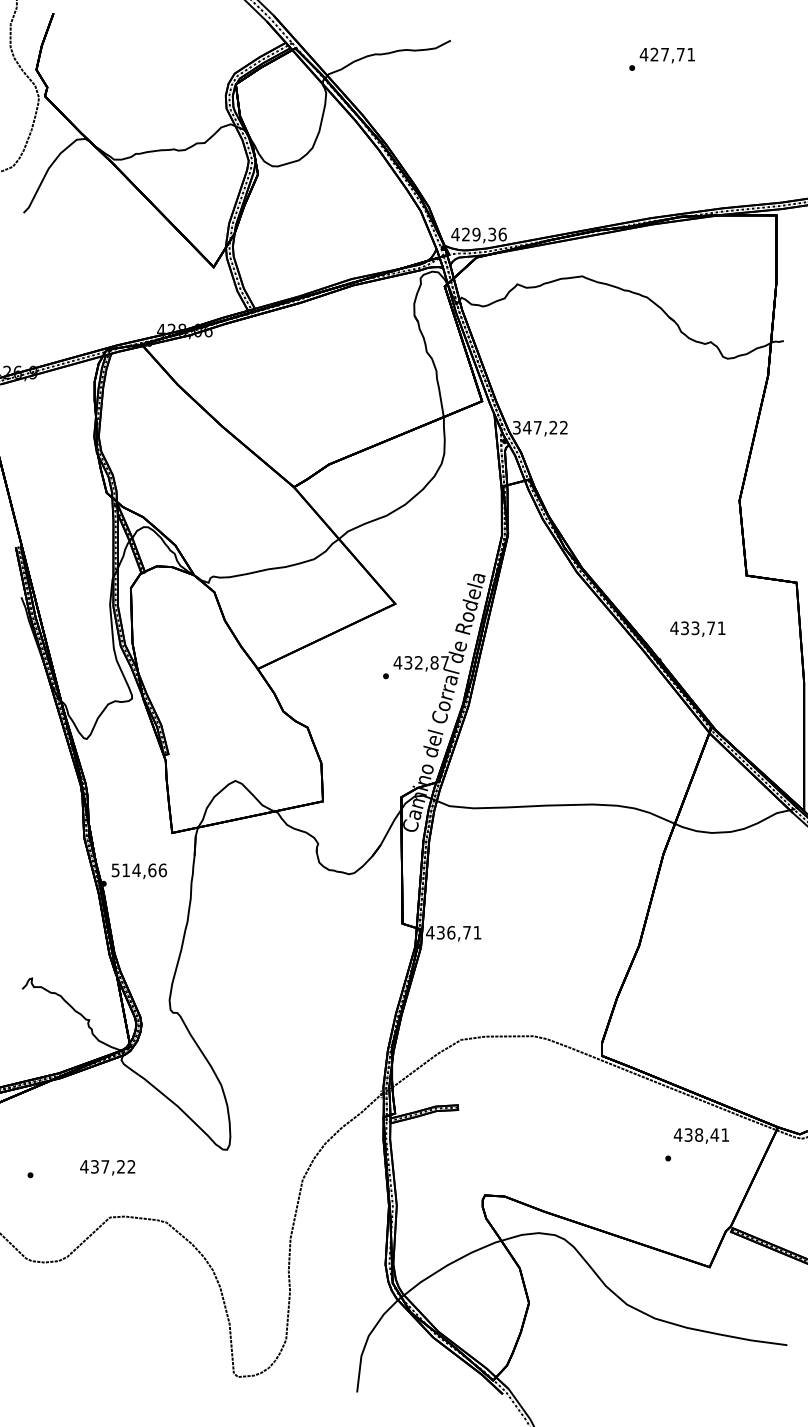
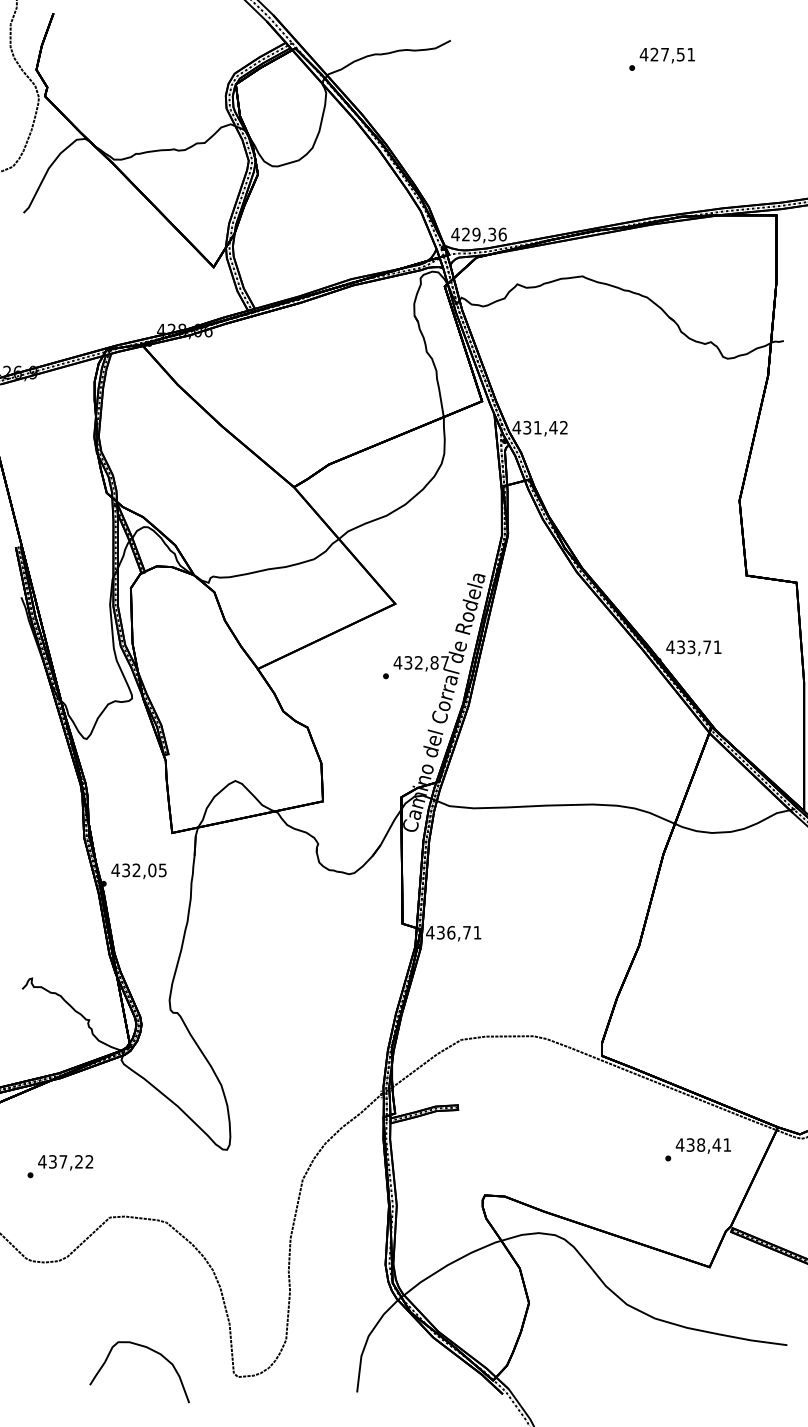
text: 427,71 -> 427,51 (680, 54)
text: 347,22 -> 431,42 (534, 427)
text position: (697, 628) -> (693, 647) (693, 647)
text: 514,66 -> 432,05 (138, 870)
text position: (700, 1135) -> (702, 1145) (702, 1145)
text position: (107, 1167) -> (65, 1162) (65, 1162)
curve: none -> present (150, 1350)
